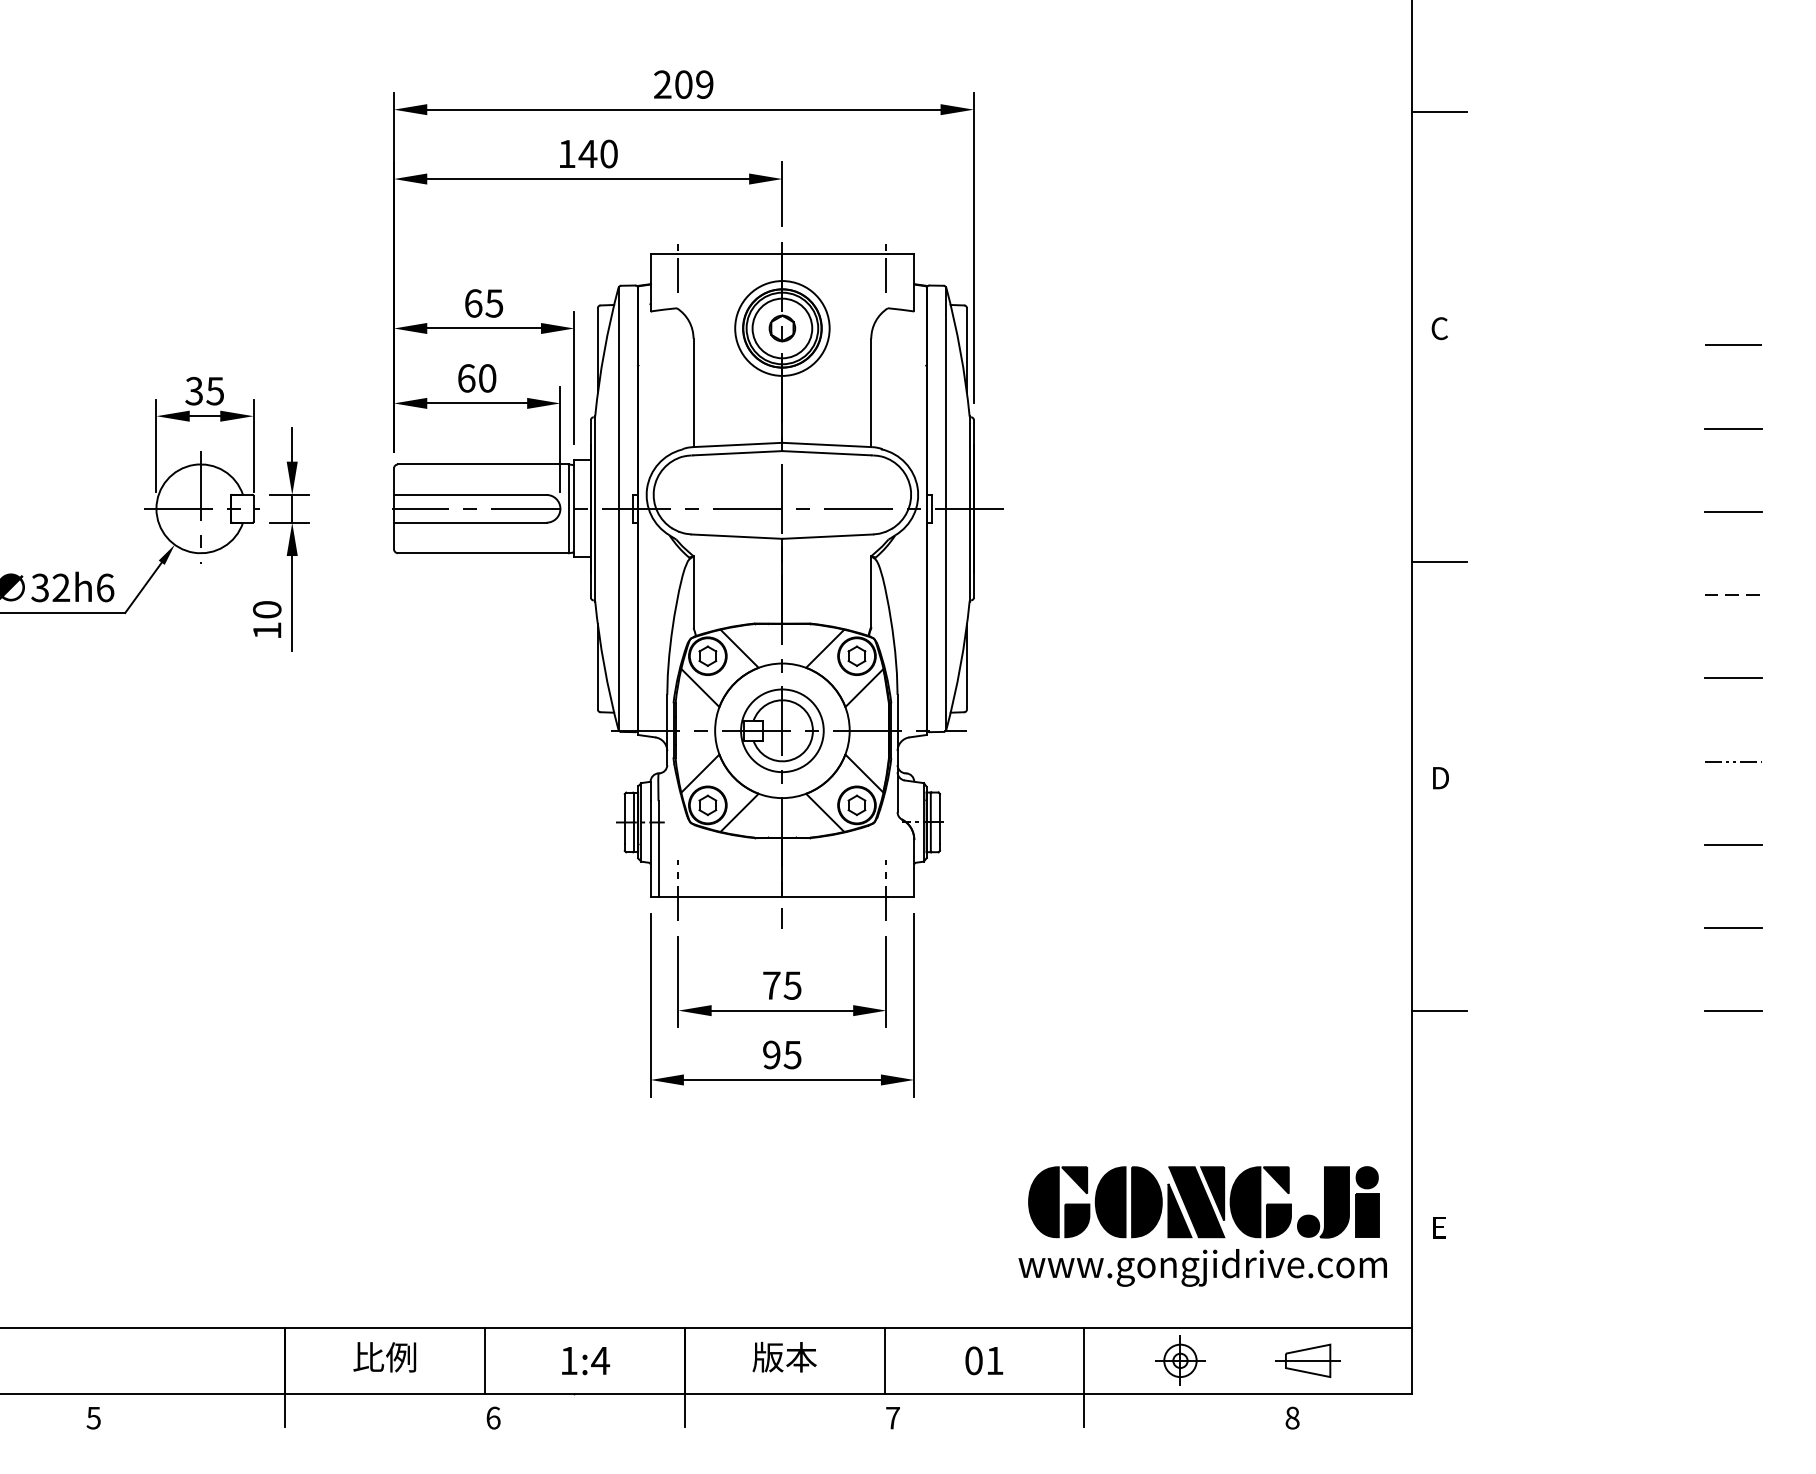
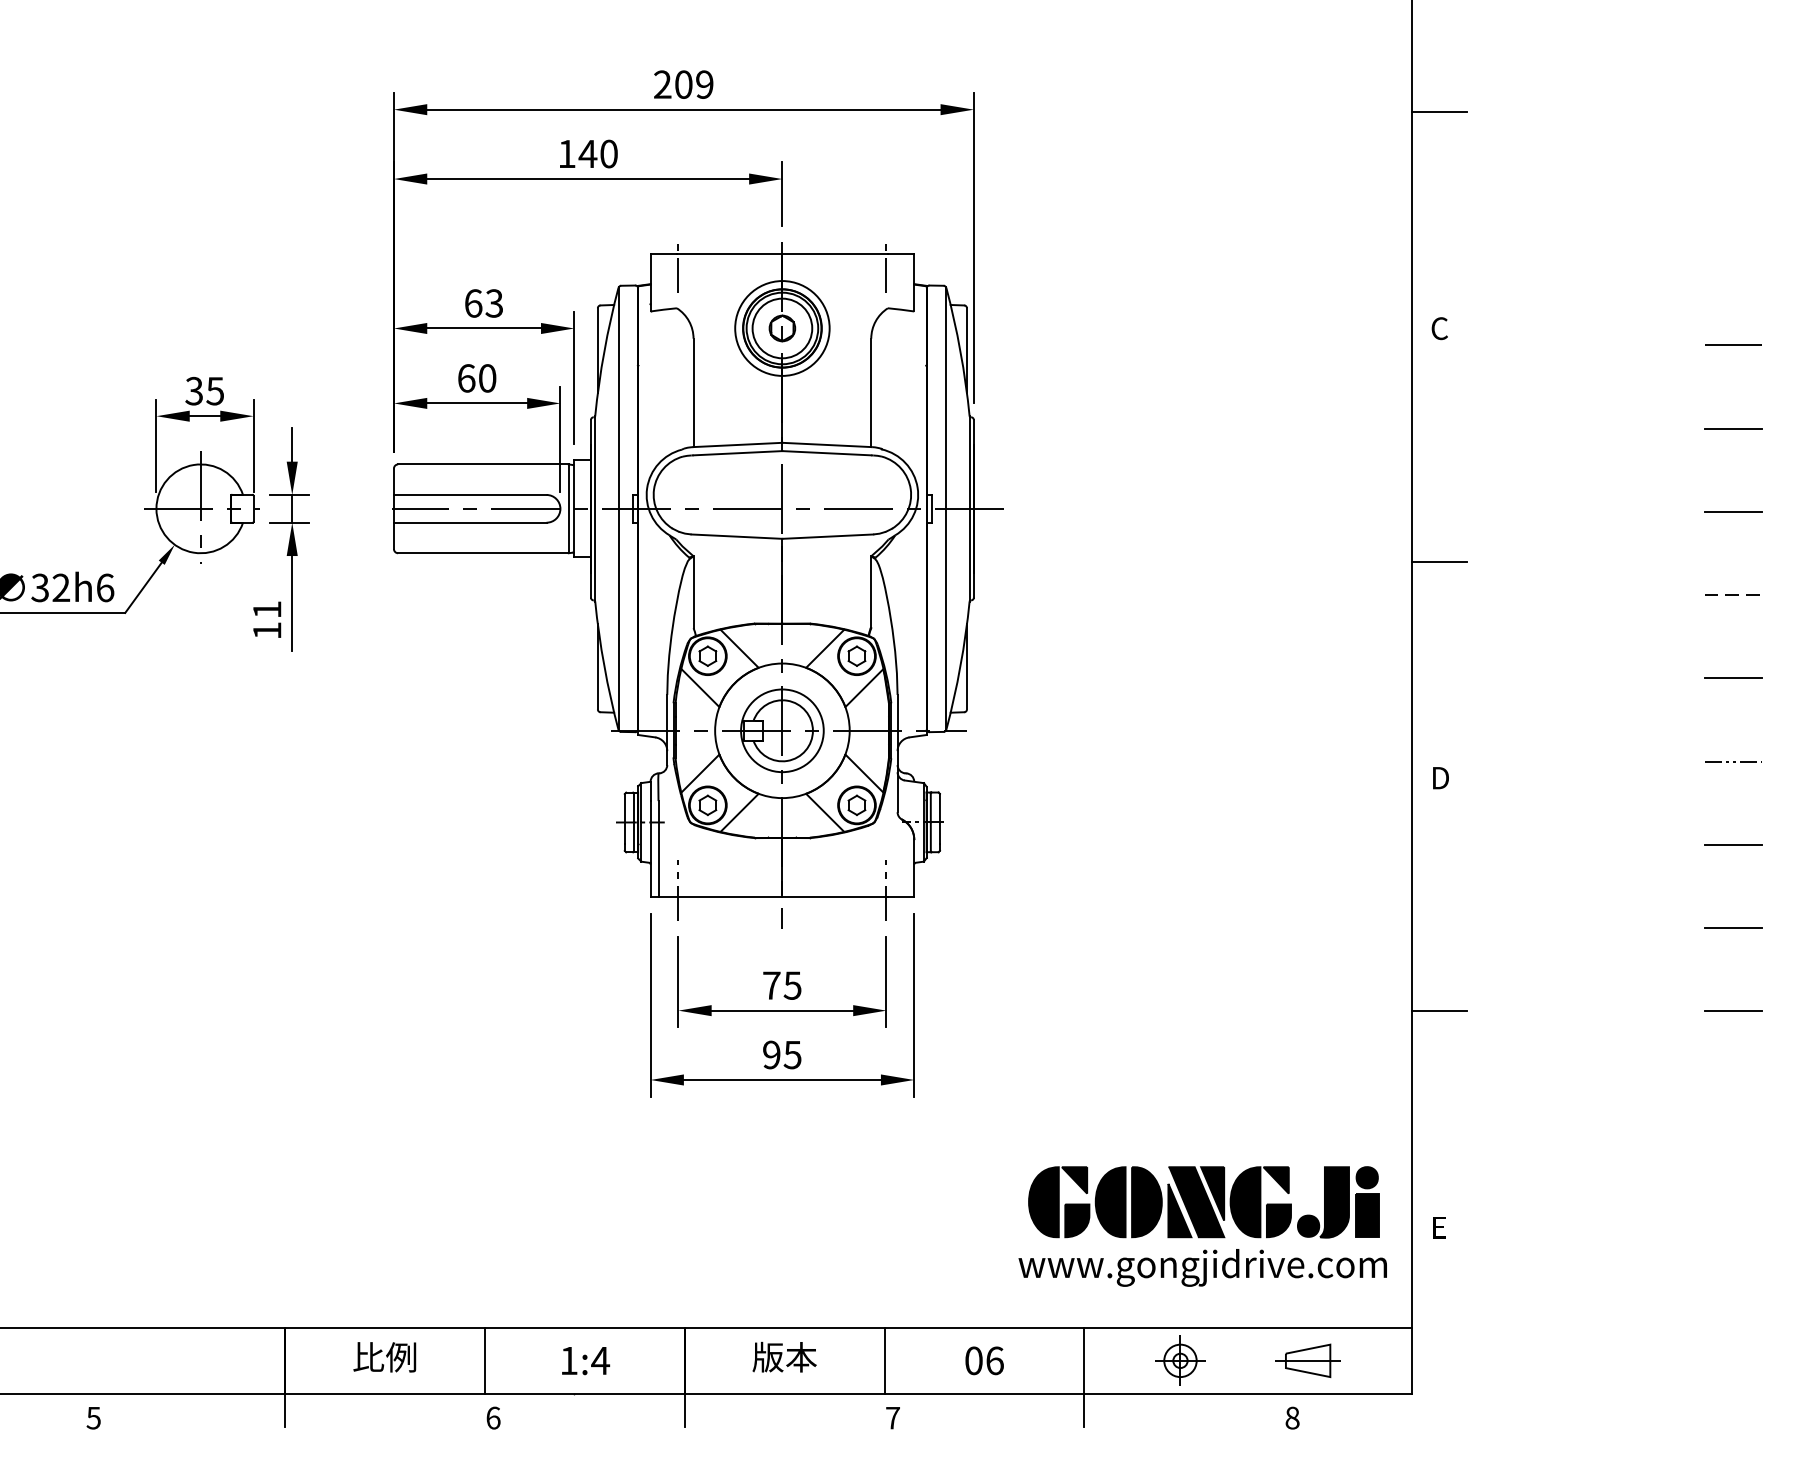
text: 65 -> 63 (494, 303)
text: 10 -> 11 (267, 609)
text: 01 -> 06 (994, 1360)
